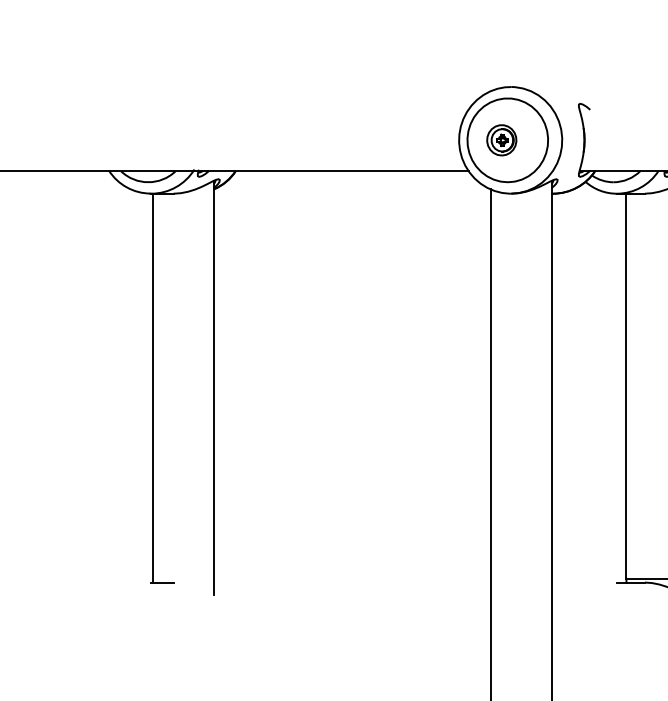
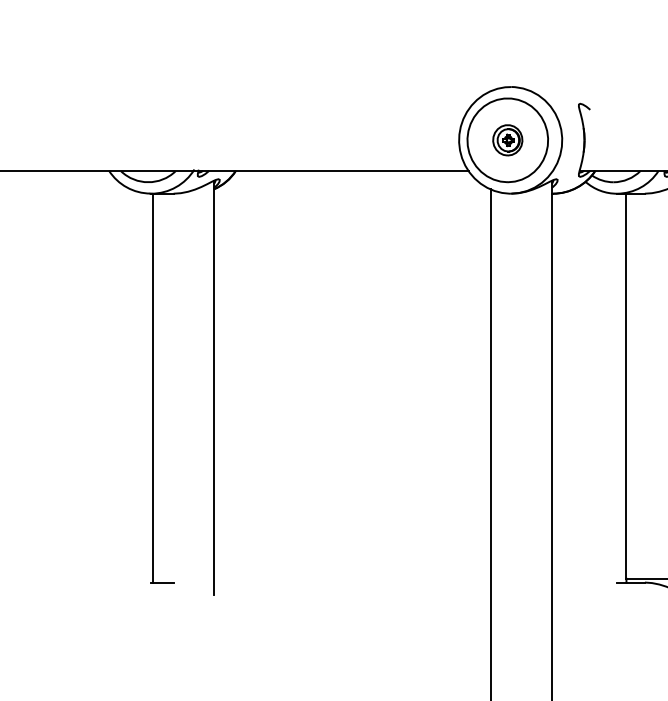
part position: (501, 140) -> (507, 140) (507, 140)
